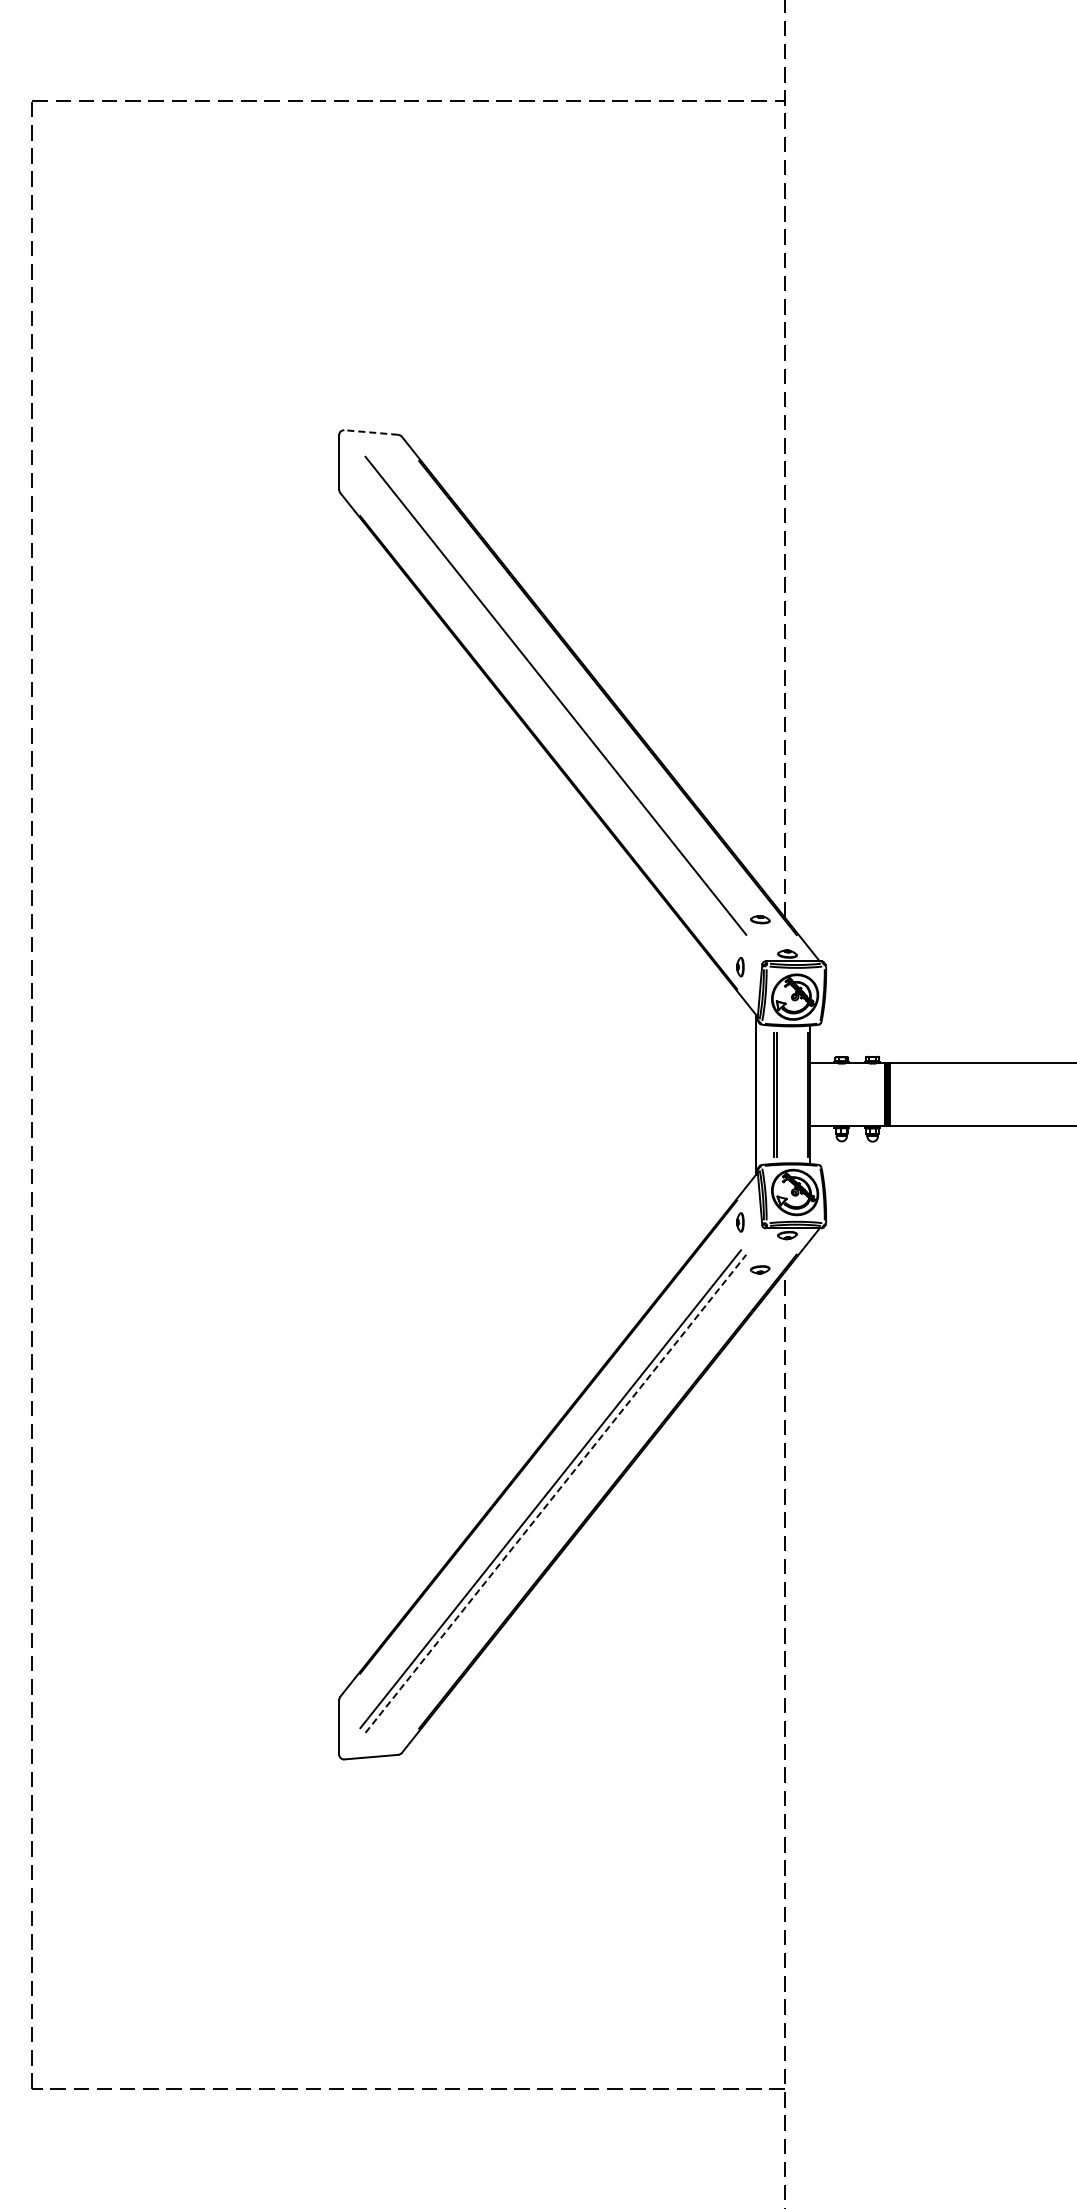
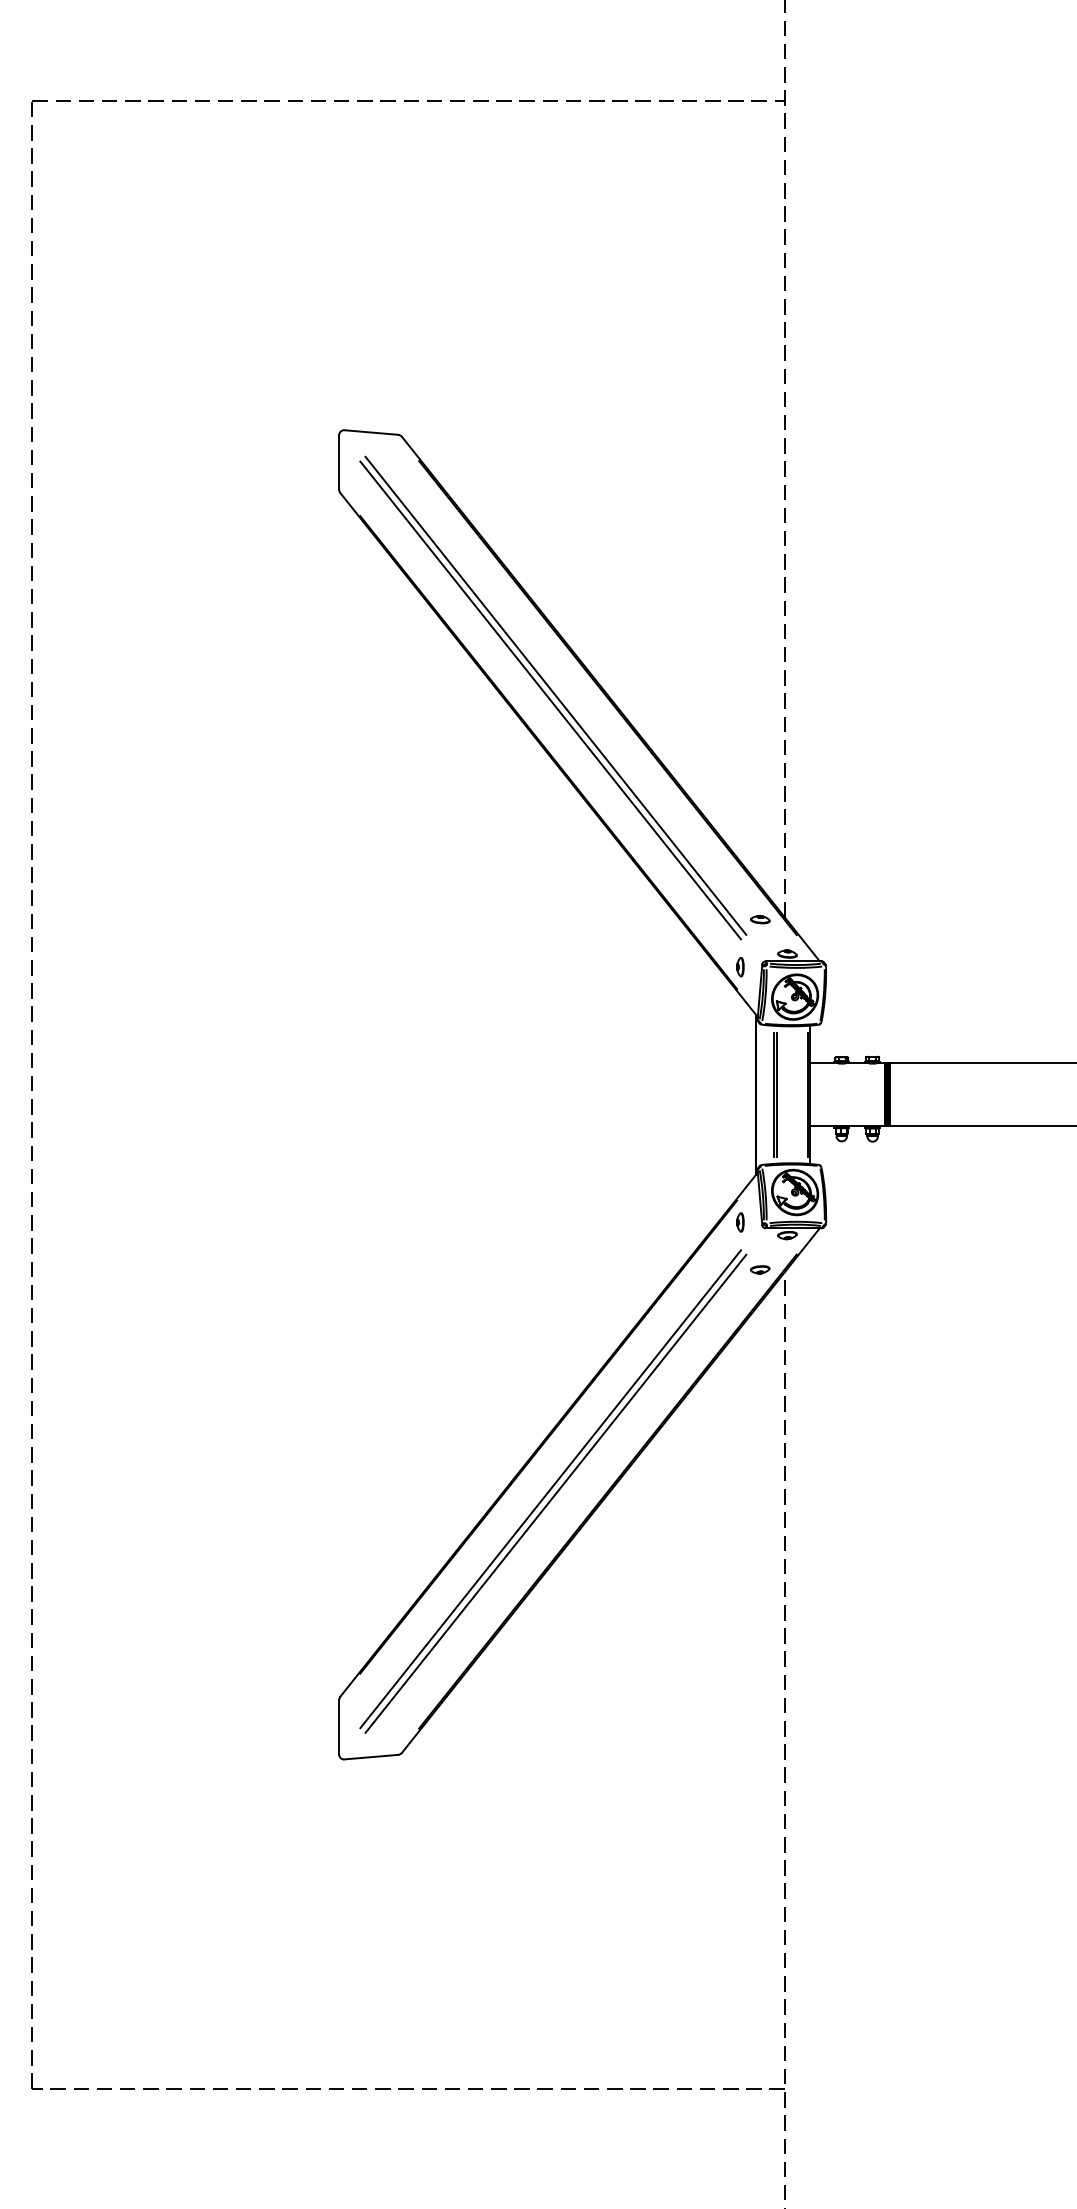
line: dashed -> solid (371, 432)
line: none -> present (550, 700)
line: dashed -> solid (555, 1493)
